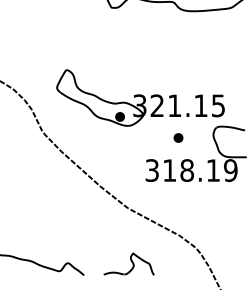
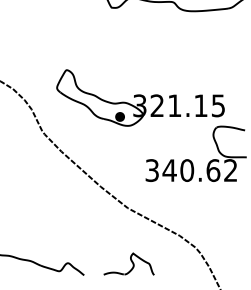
part: present -> none (178, 137)
text: 318.19 -> 340.62 (199, 170)
